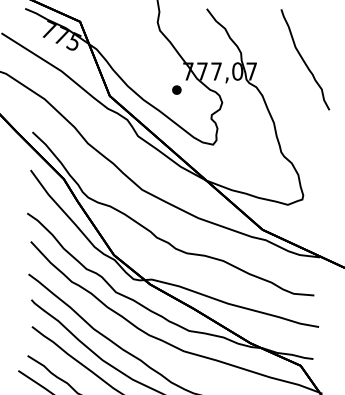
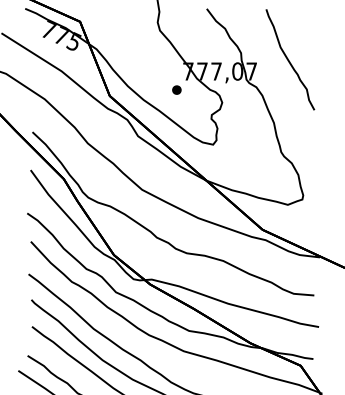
curve position: (304, 60) -> (289, 60) (289, 60)
